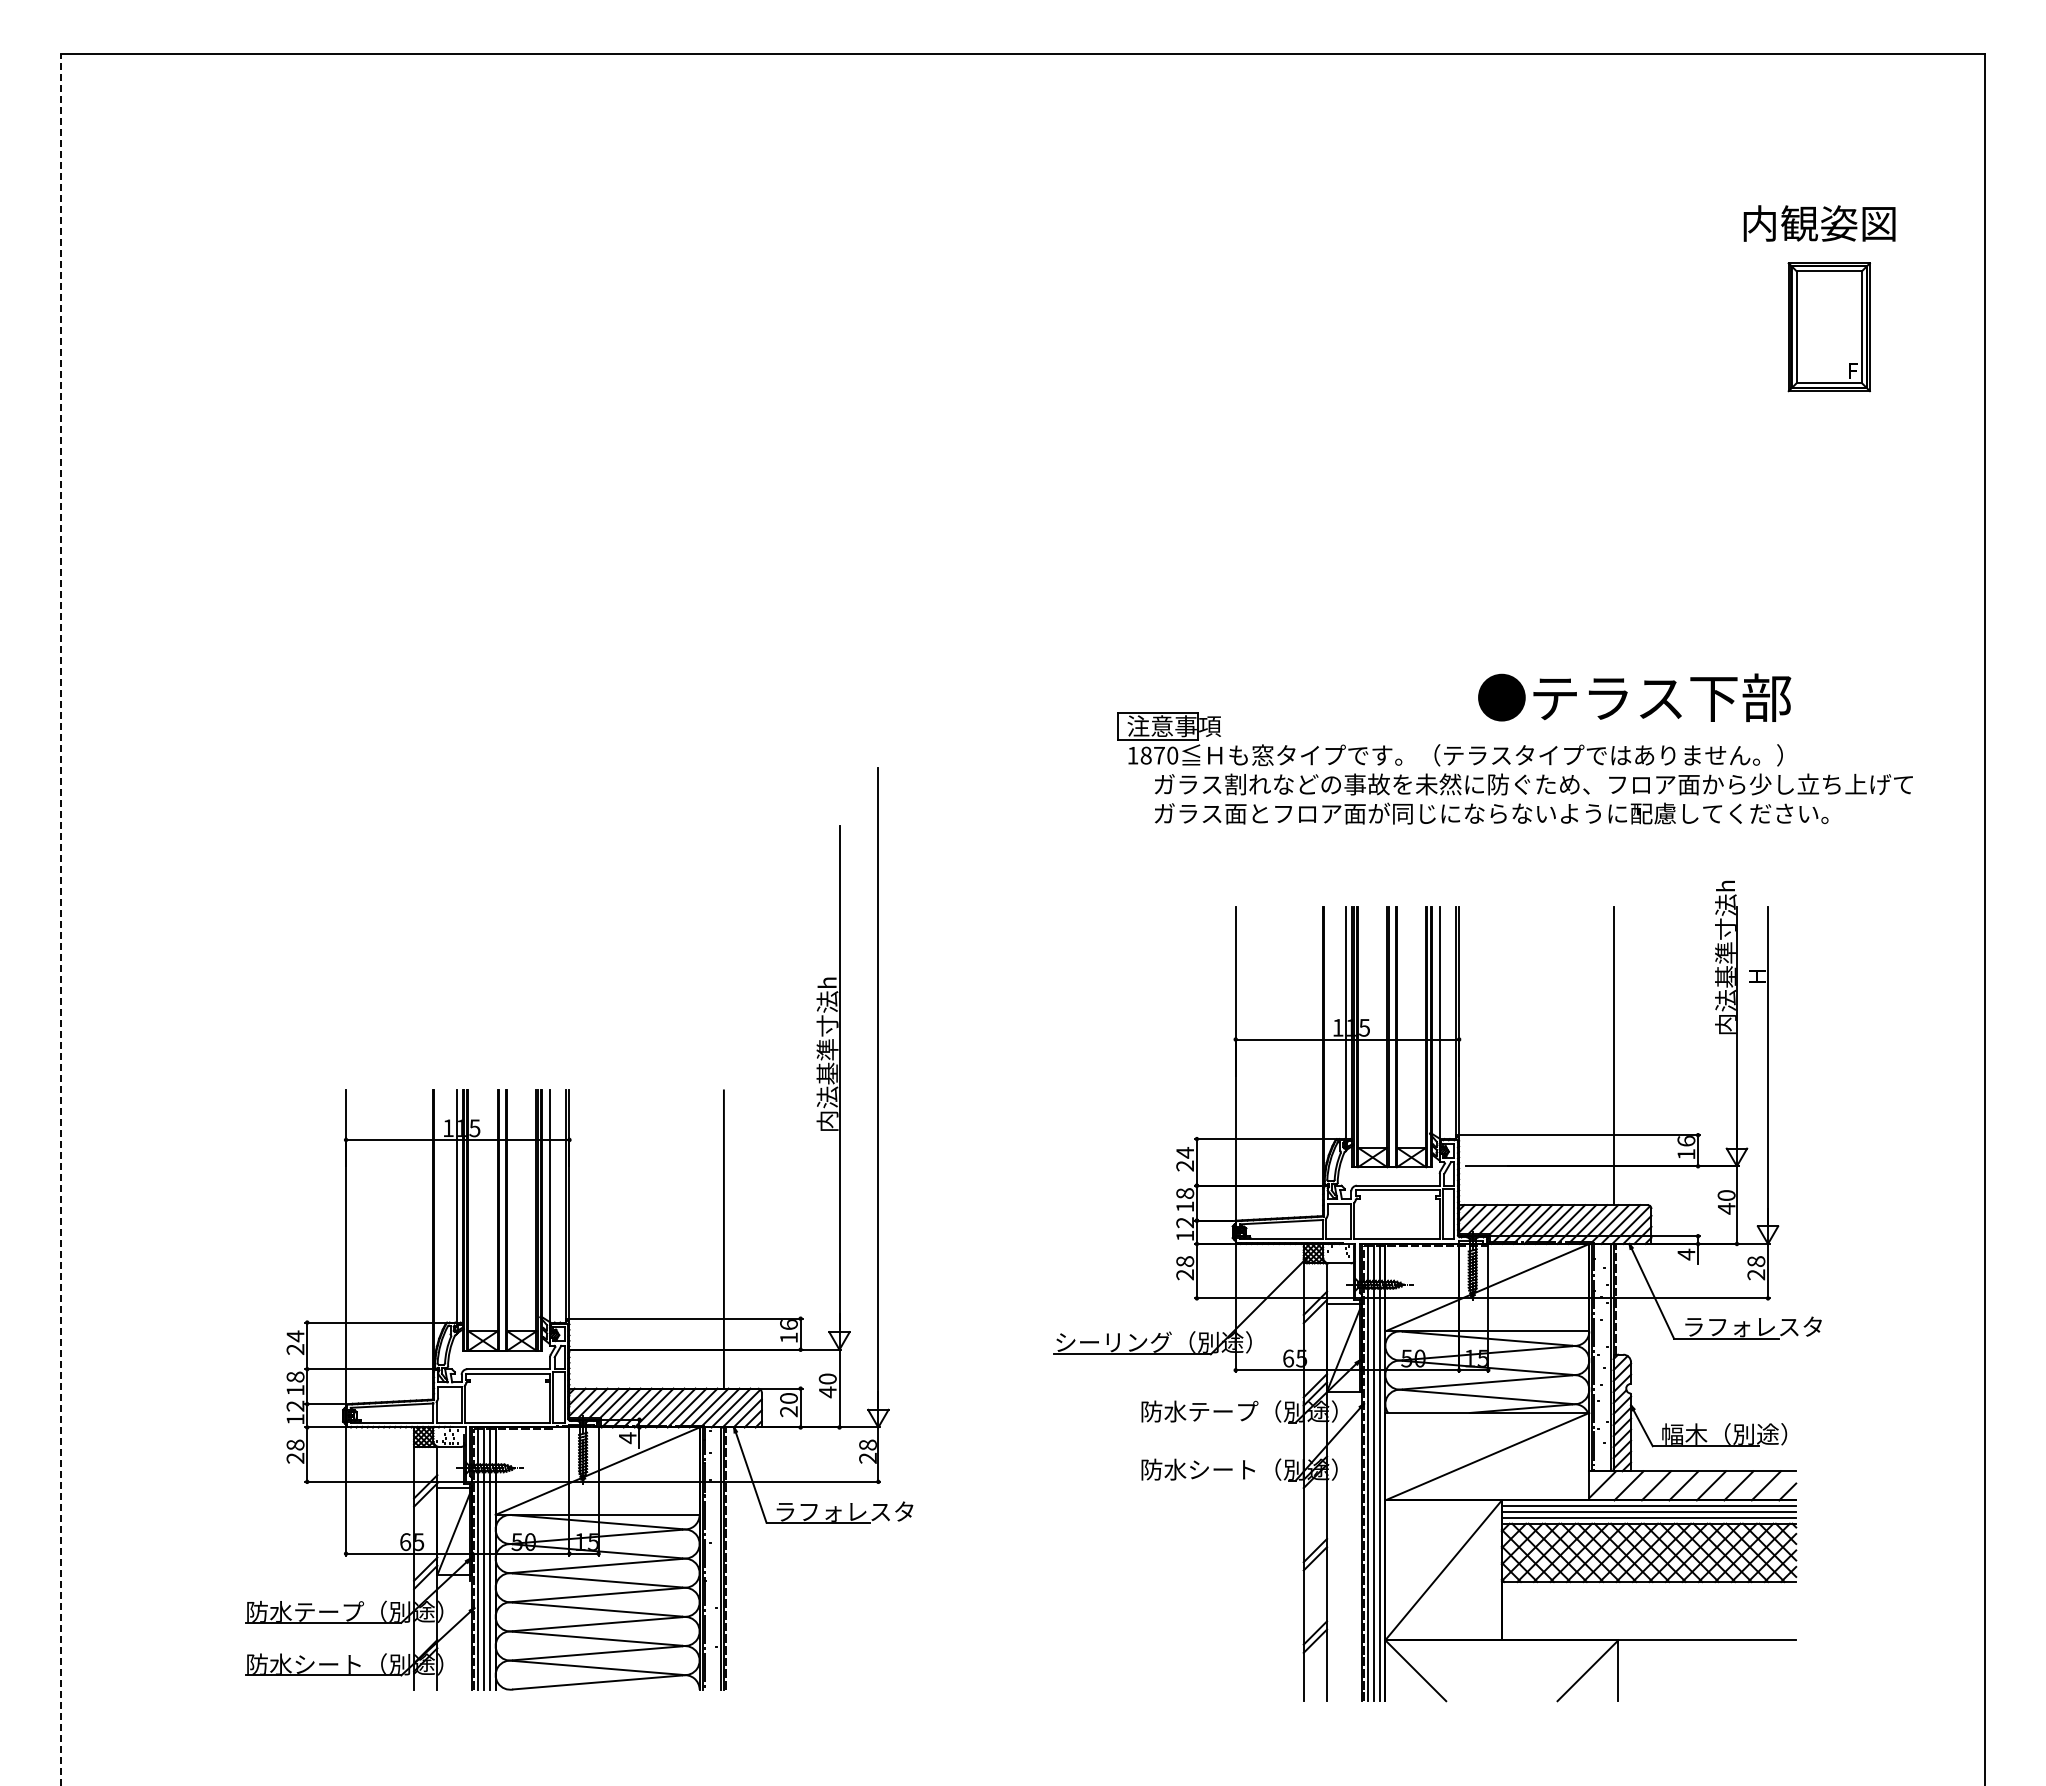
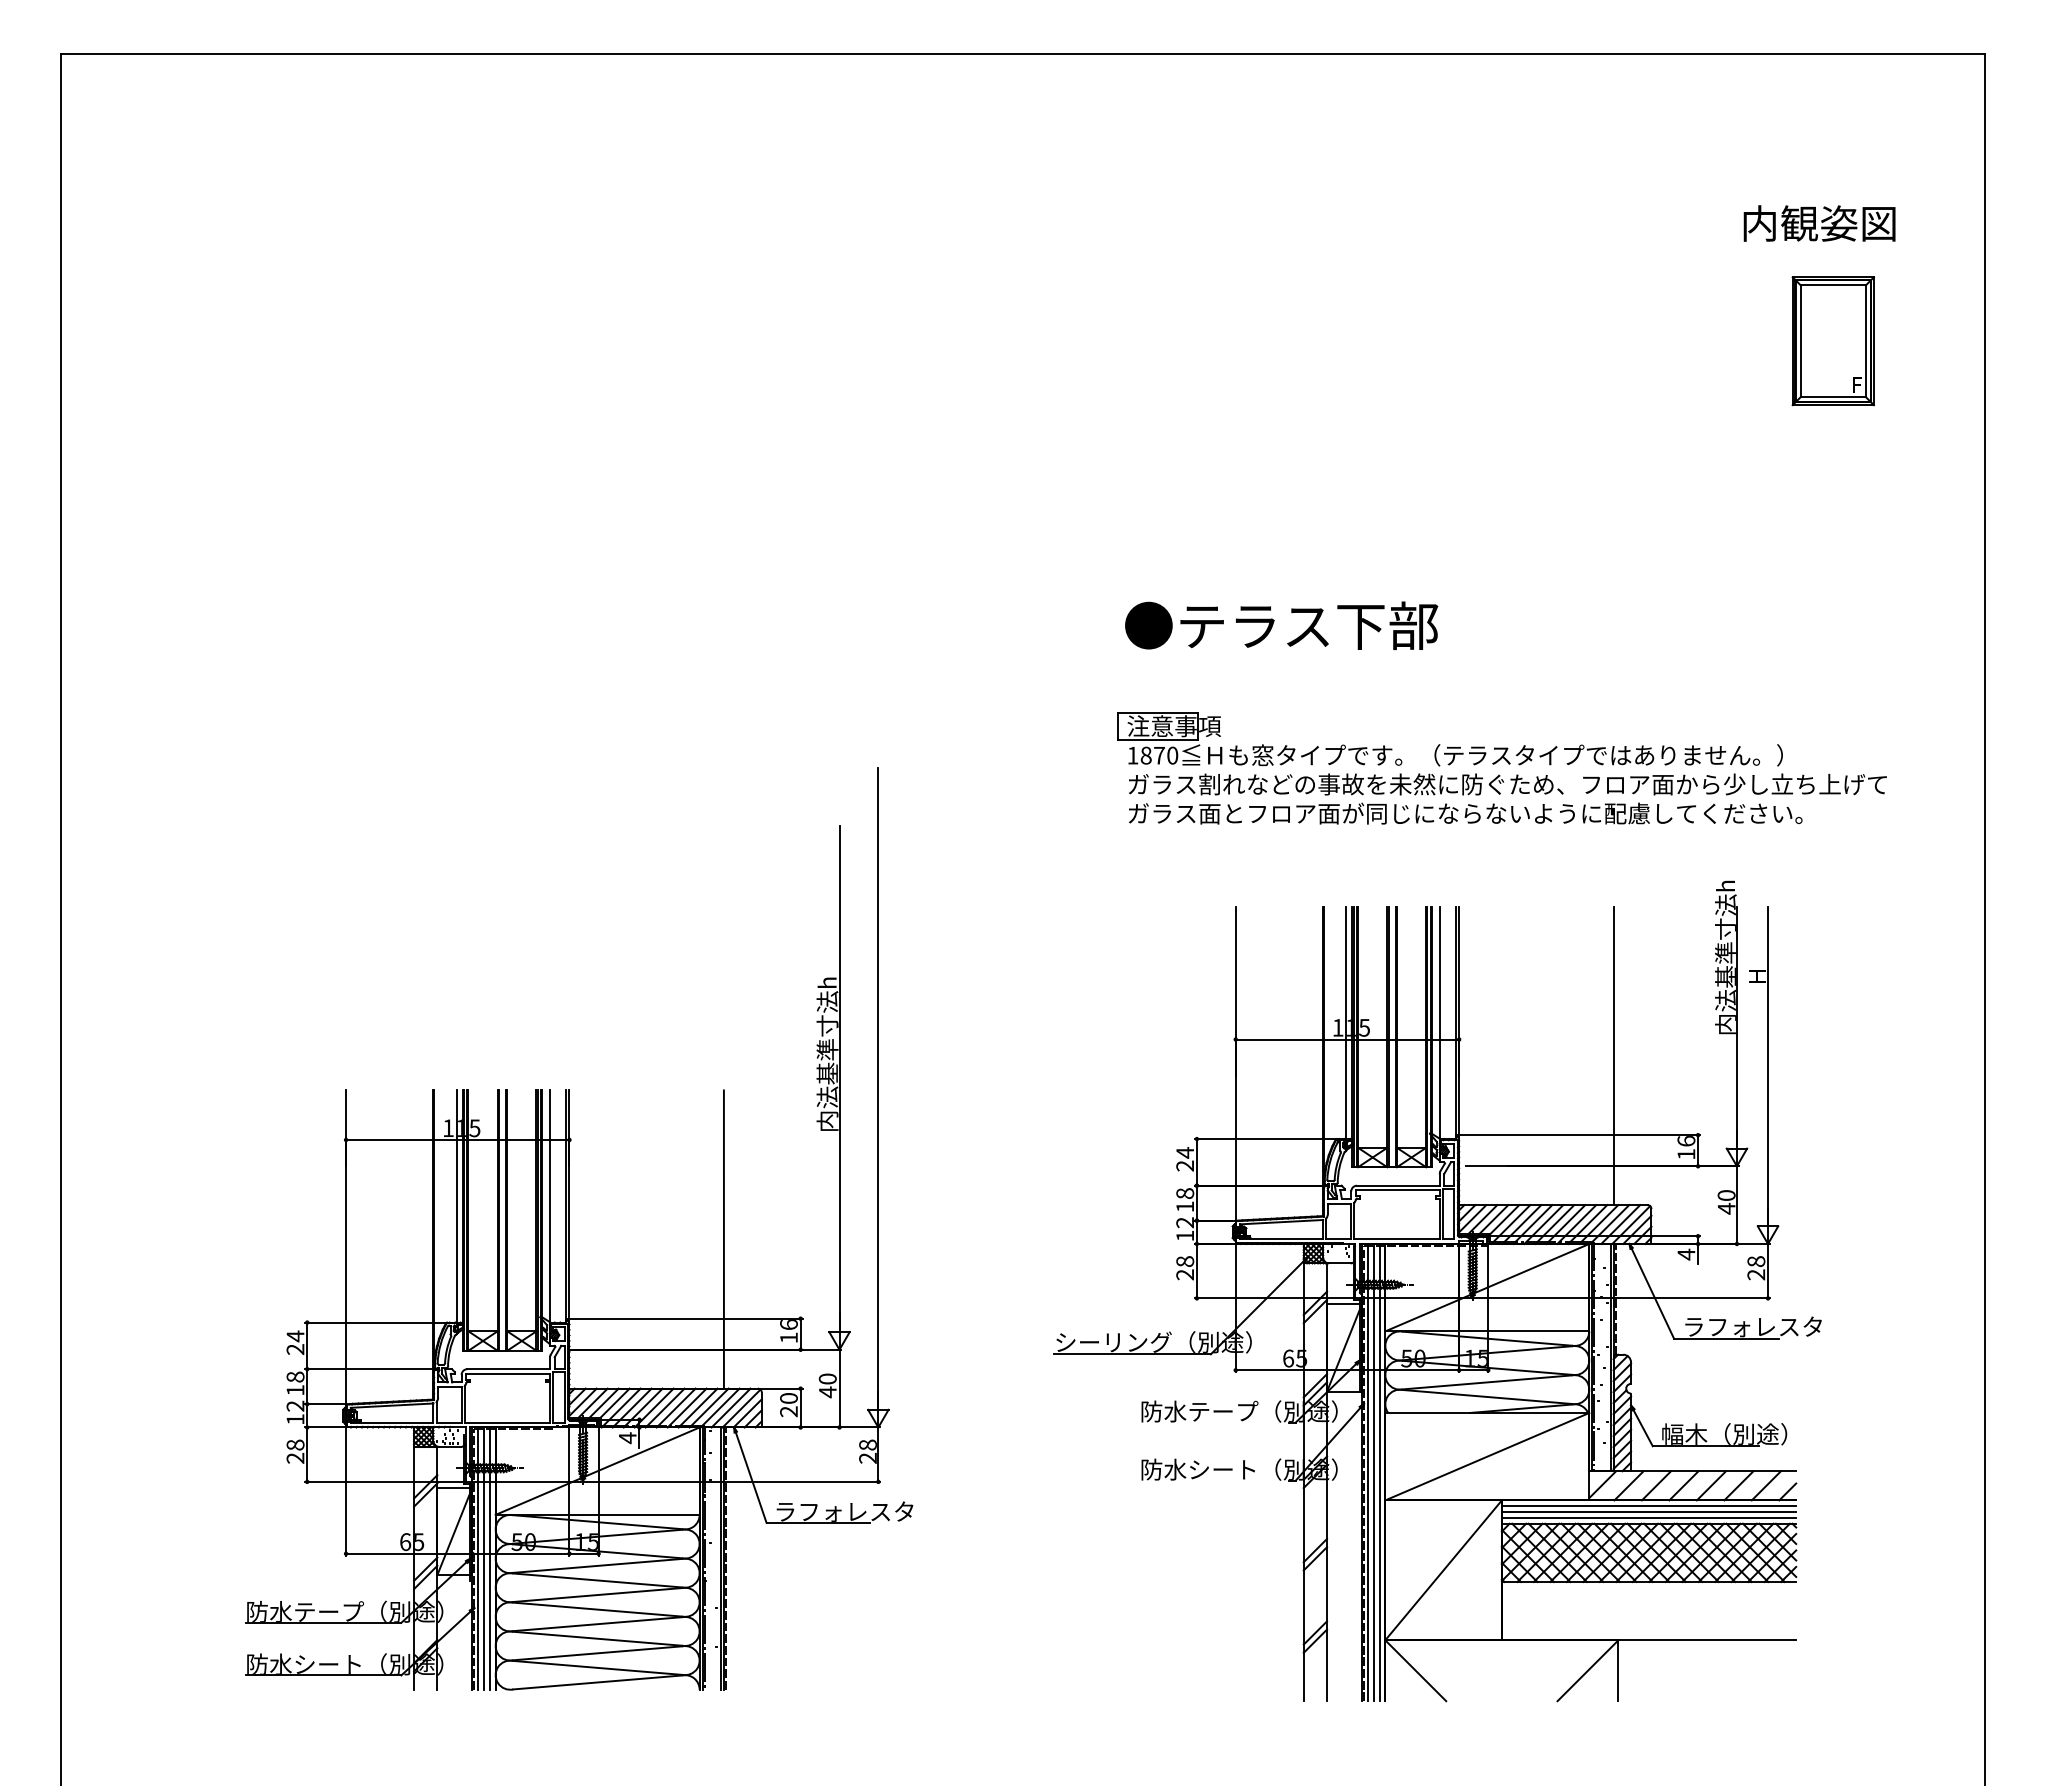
part position: (1828, 327) -> (1832, 341) (1832, 341)
text position: (1634, 697) -> (1281, 625) (1281, 625)
text position: (1533, 798) -> (1507, 798) (1507, 798)
line: dashed -> solid (61, 919)
